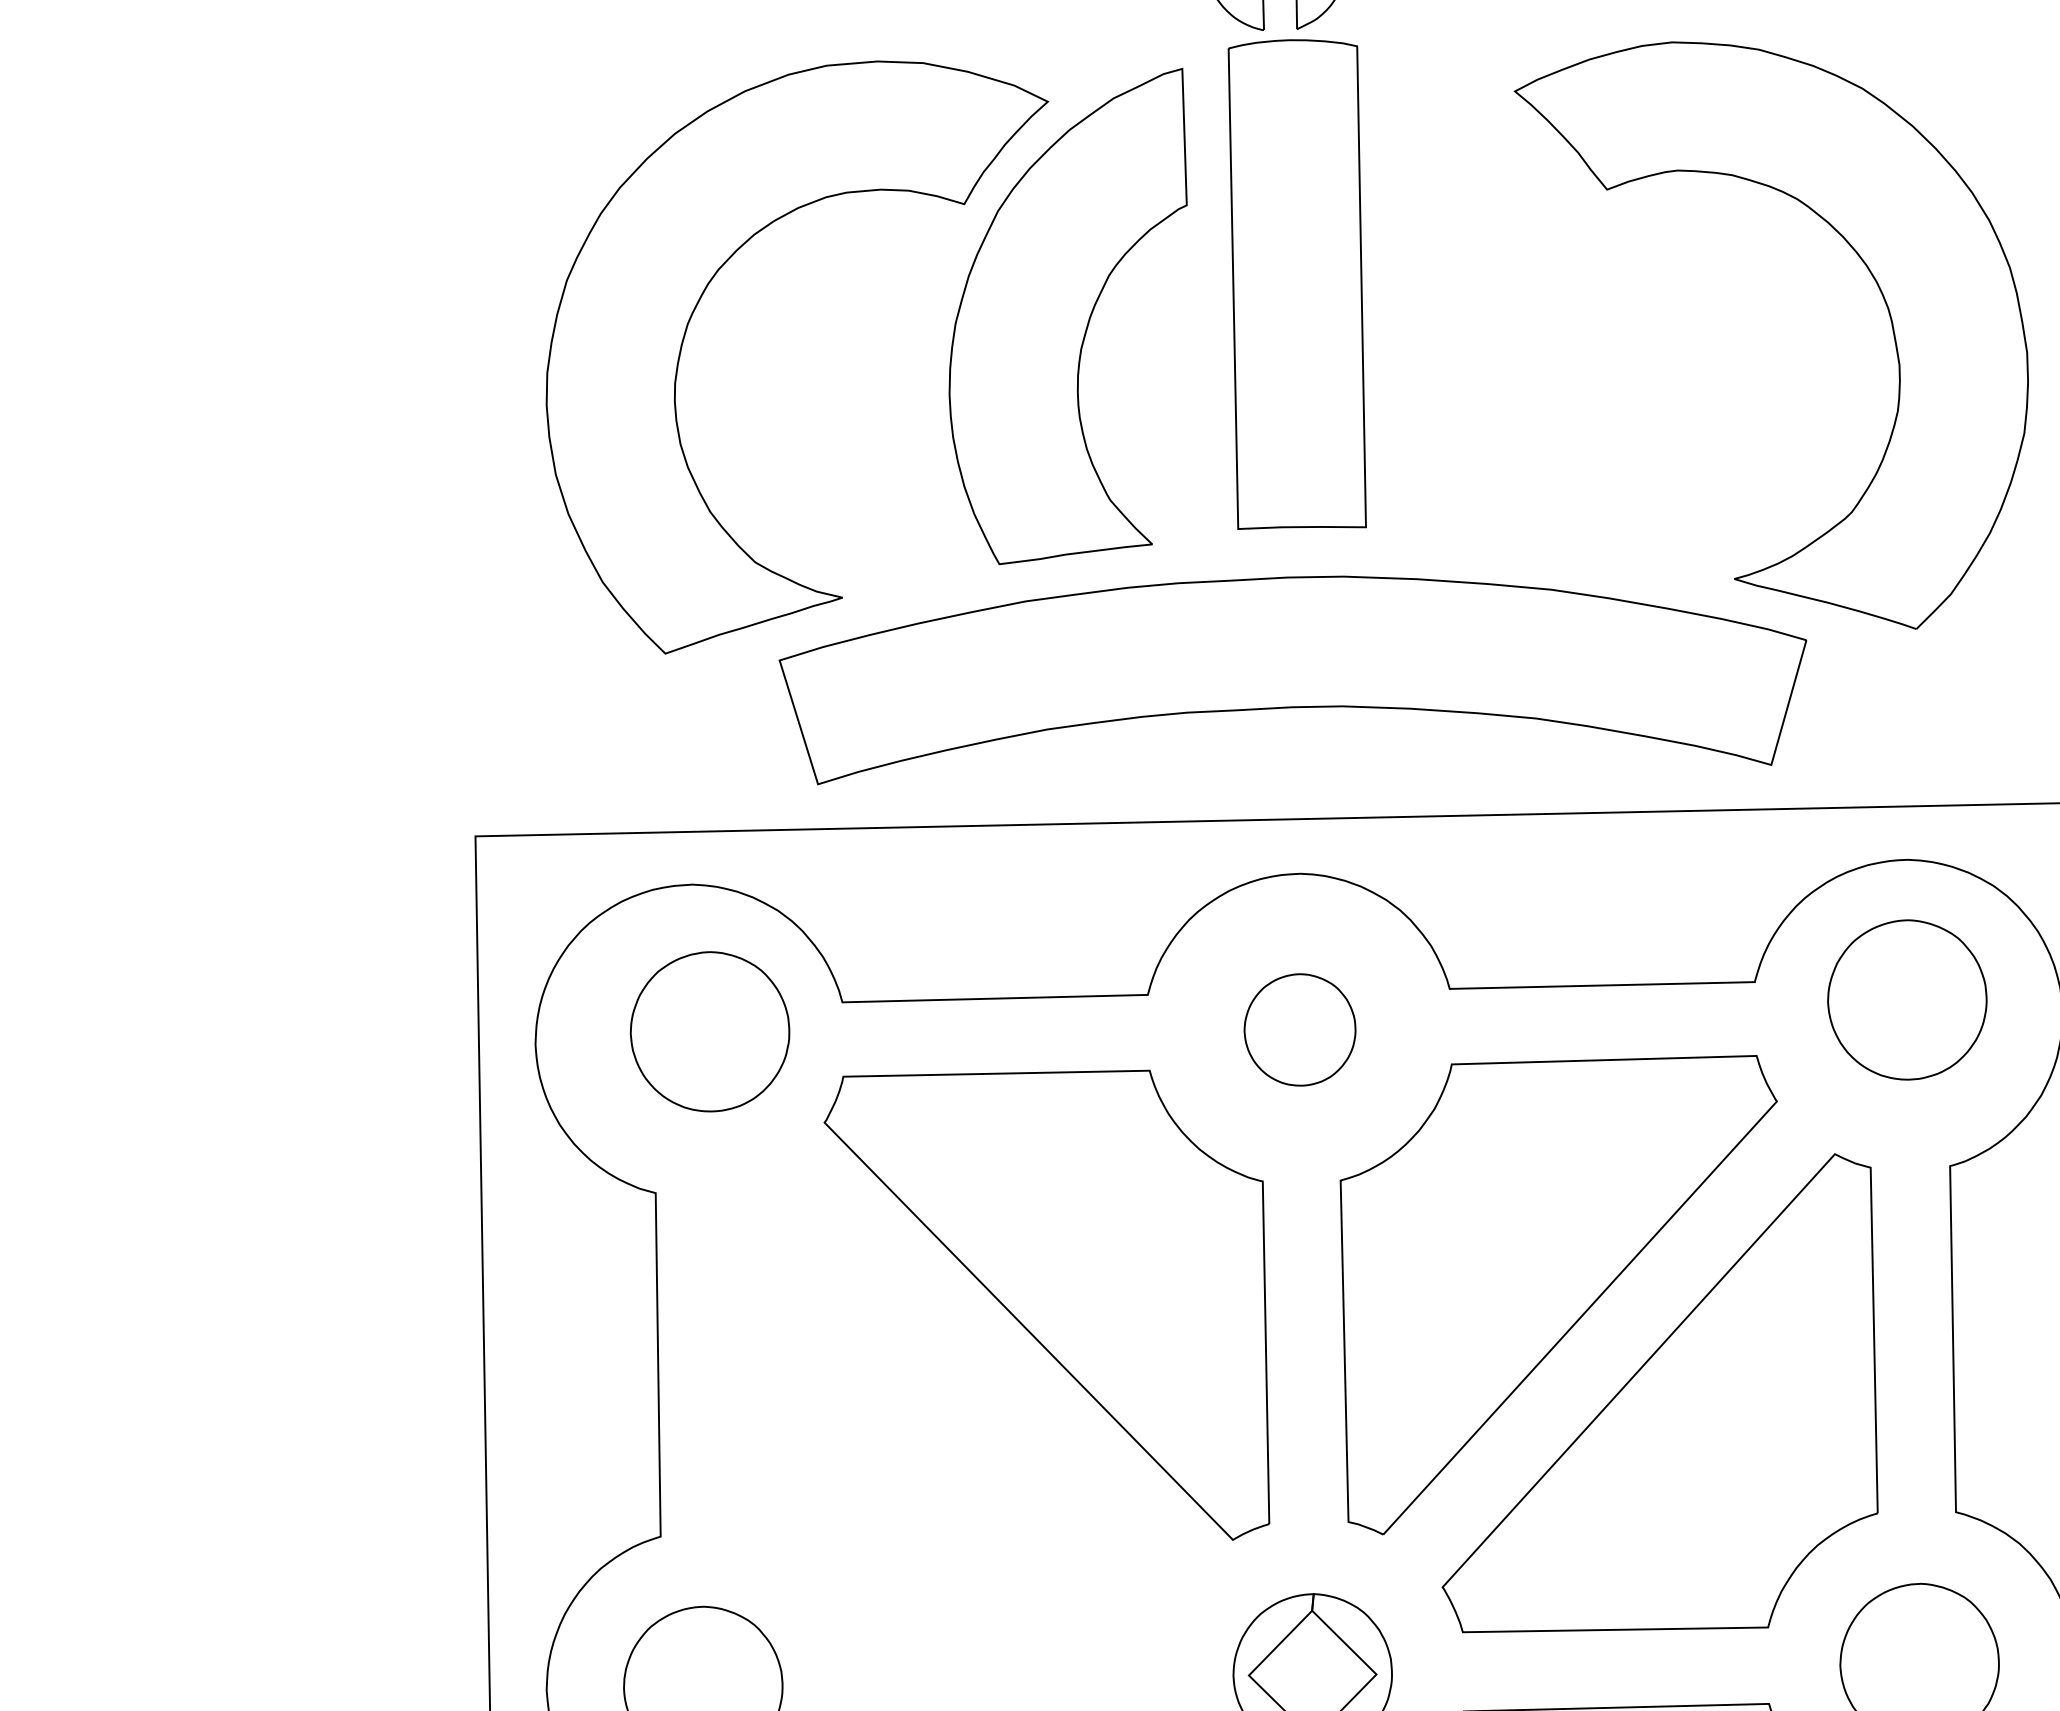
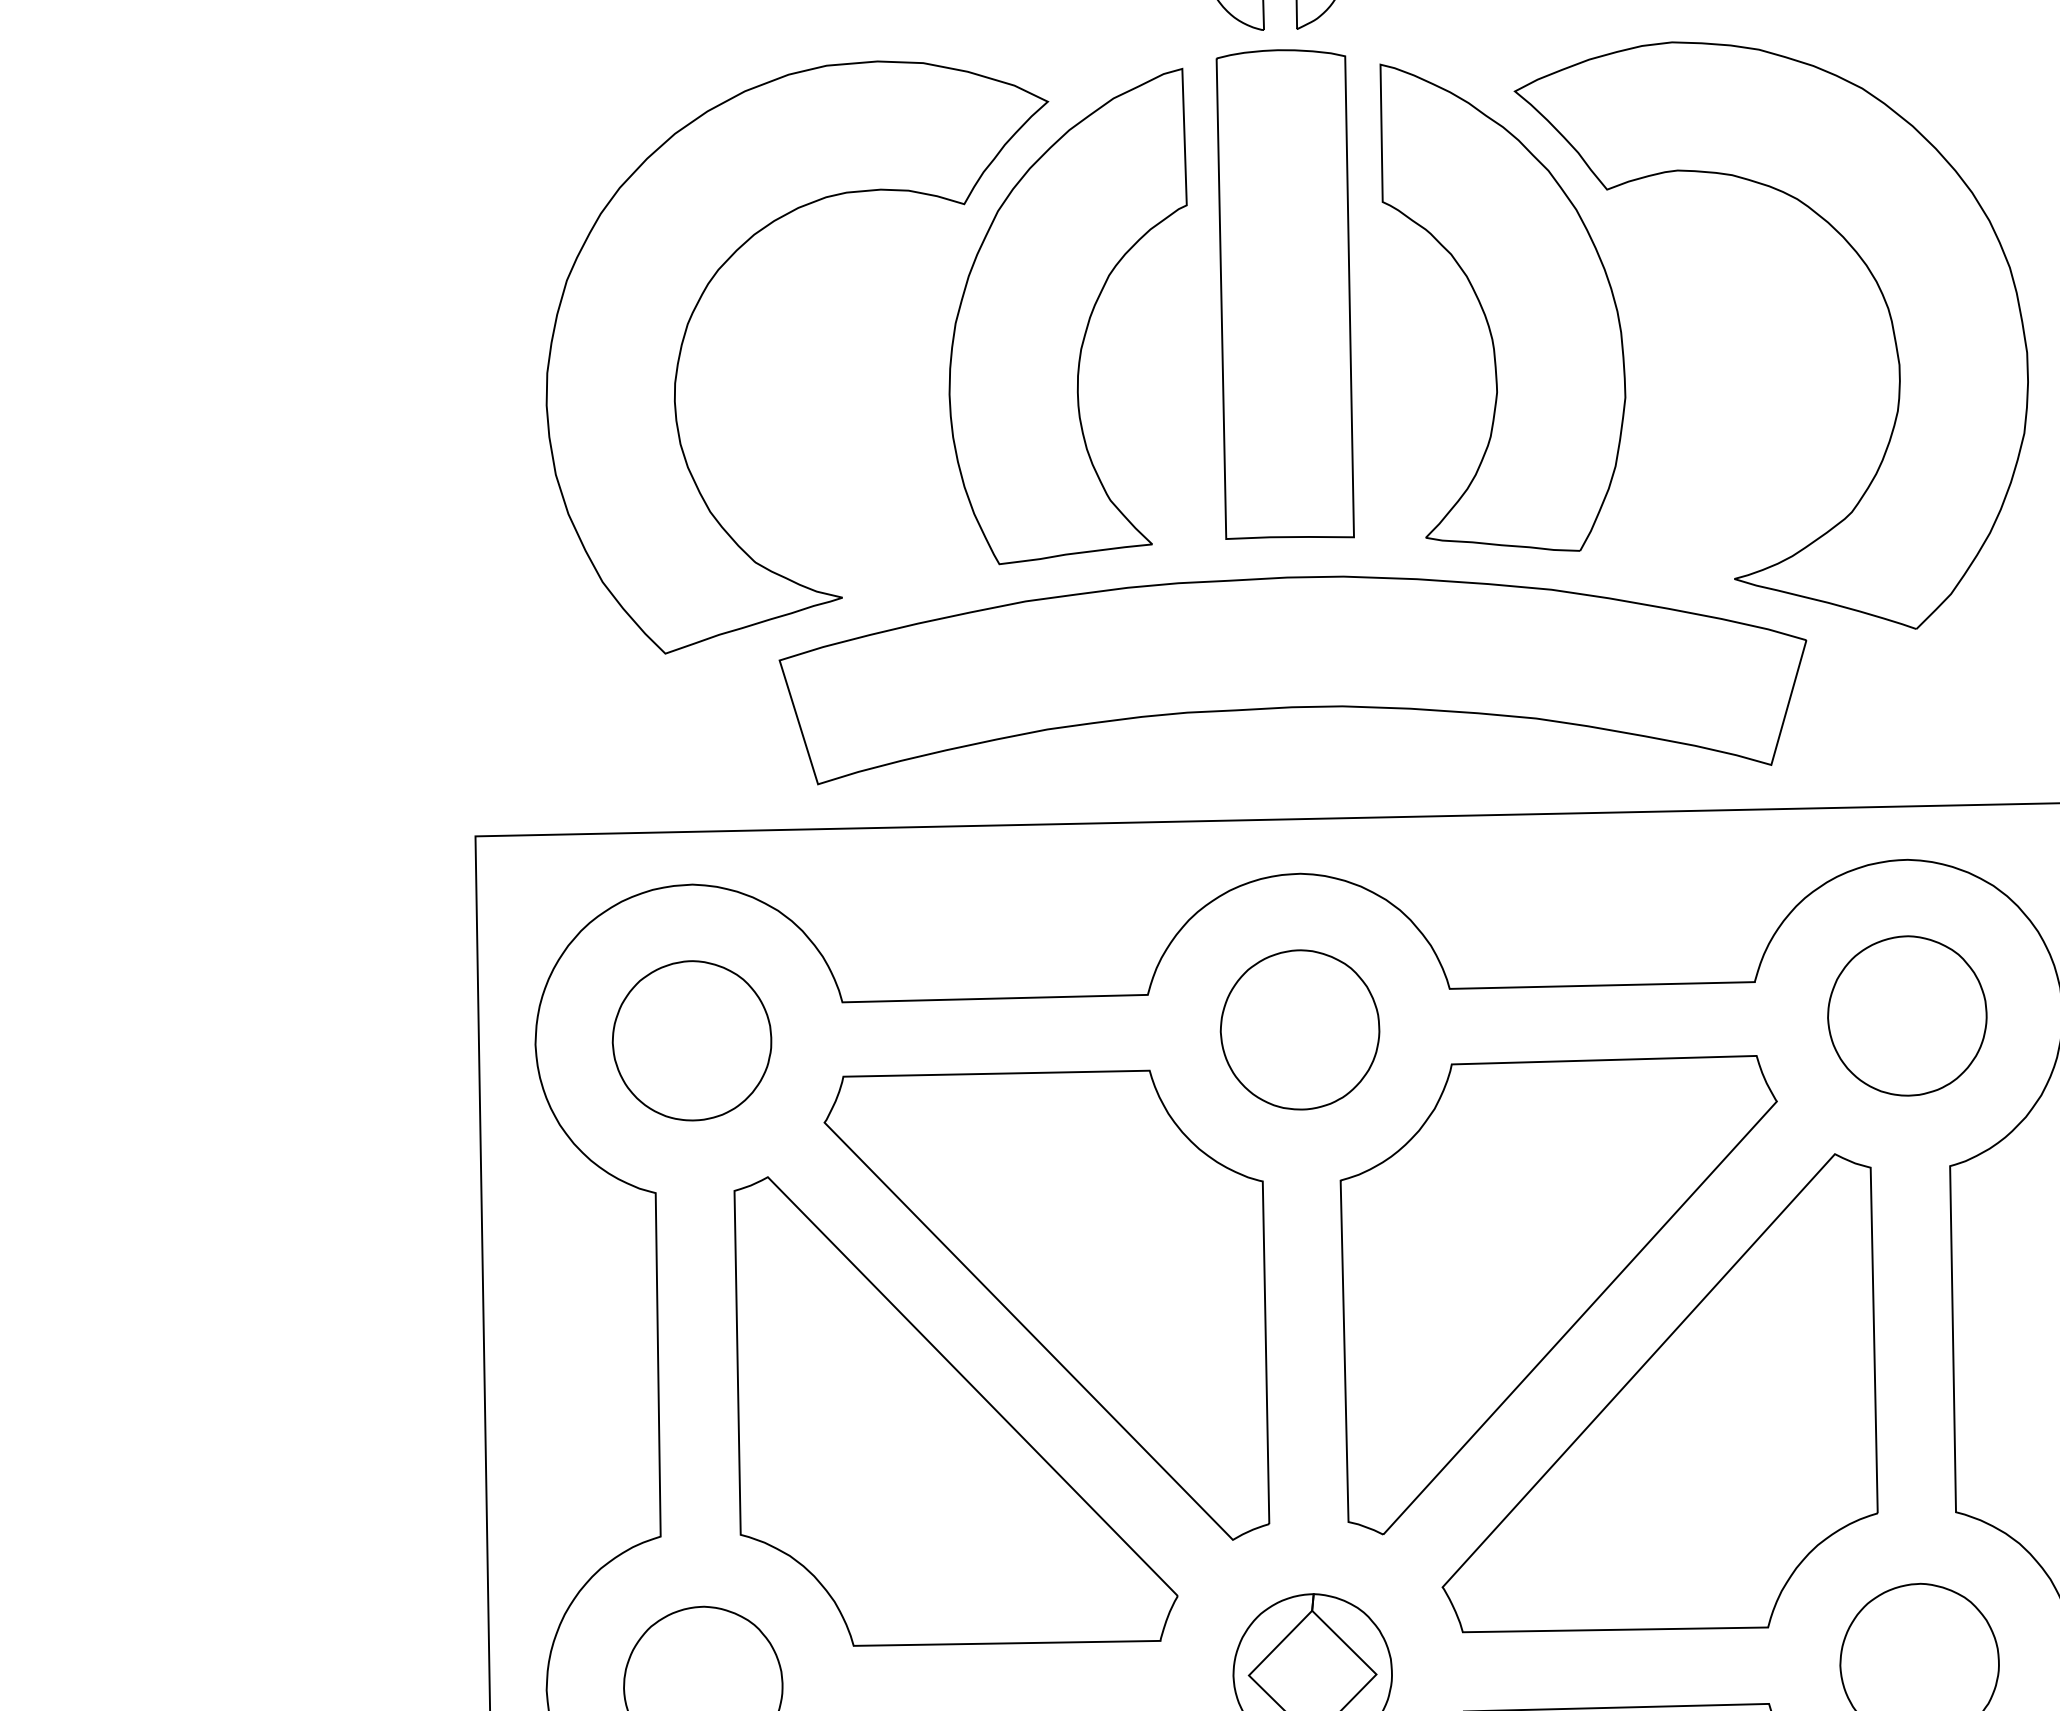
part position: (1296, 284) -> (1284, 294) (1284, 294)
part: none -> present (1502, 307)
part position: (1907, 999) -> (1907, 1015) (1907, 1015)
part size: 114x114 px -> 162x162 px (1299, 1029)
part position: (709, 1031) -> (691, 1040) (691, 1040)
part: none -> present (955, 1411)
